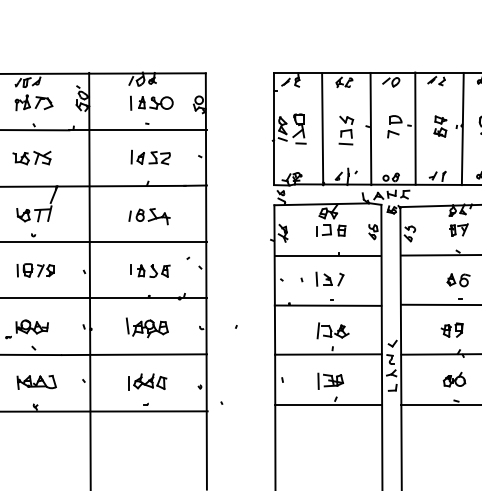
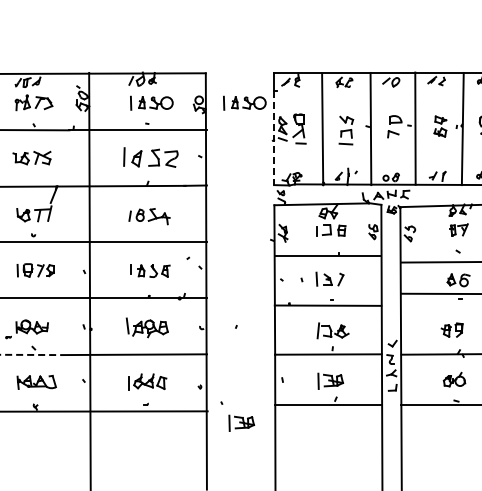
part: none -> present (244, 102)
line: solid -> dashed (274, 138)
part size: 41x17 px -> 56x21 px (150, 157)
line position: (439, 255) -> (439, 262) (439, 262)
line position: (439, 304) -> (439, 293) (439, 293)
line: solid -> dashed (31, 354)
part: none -> present (241, 422)
